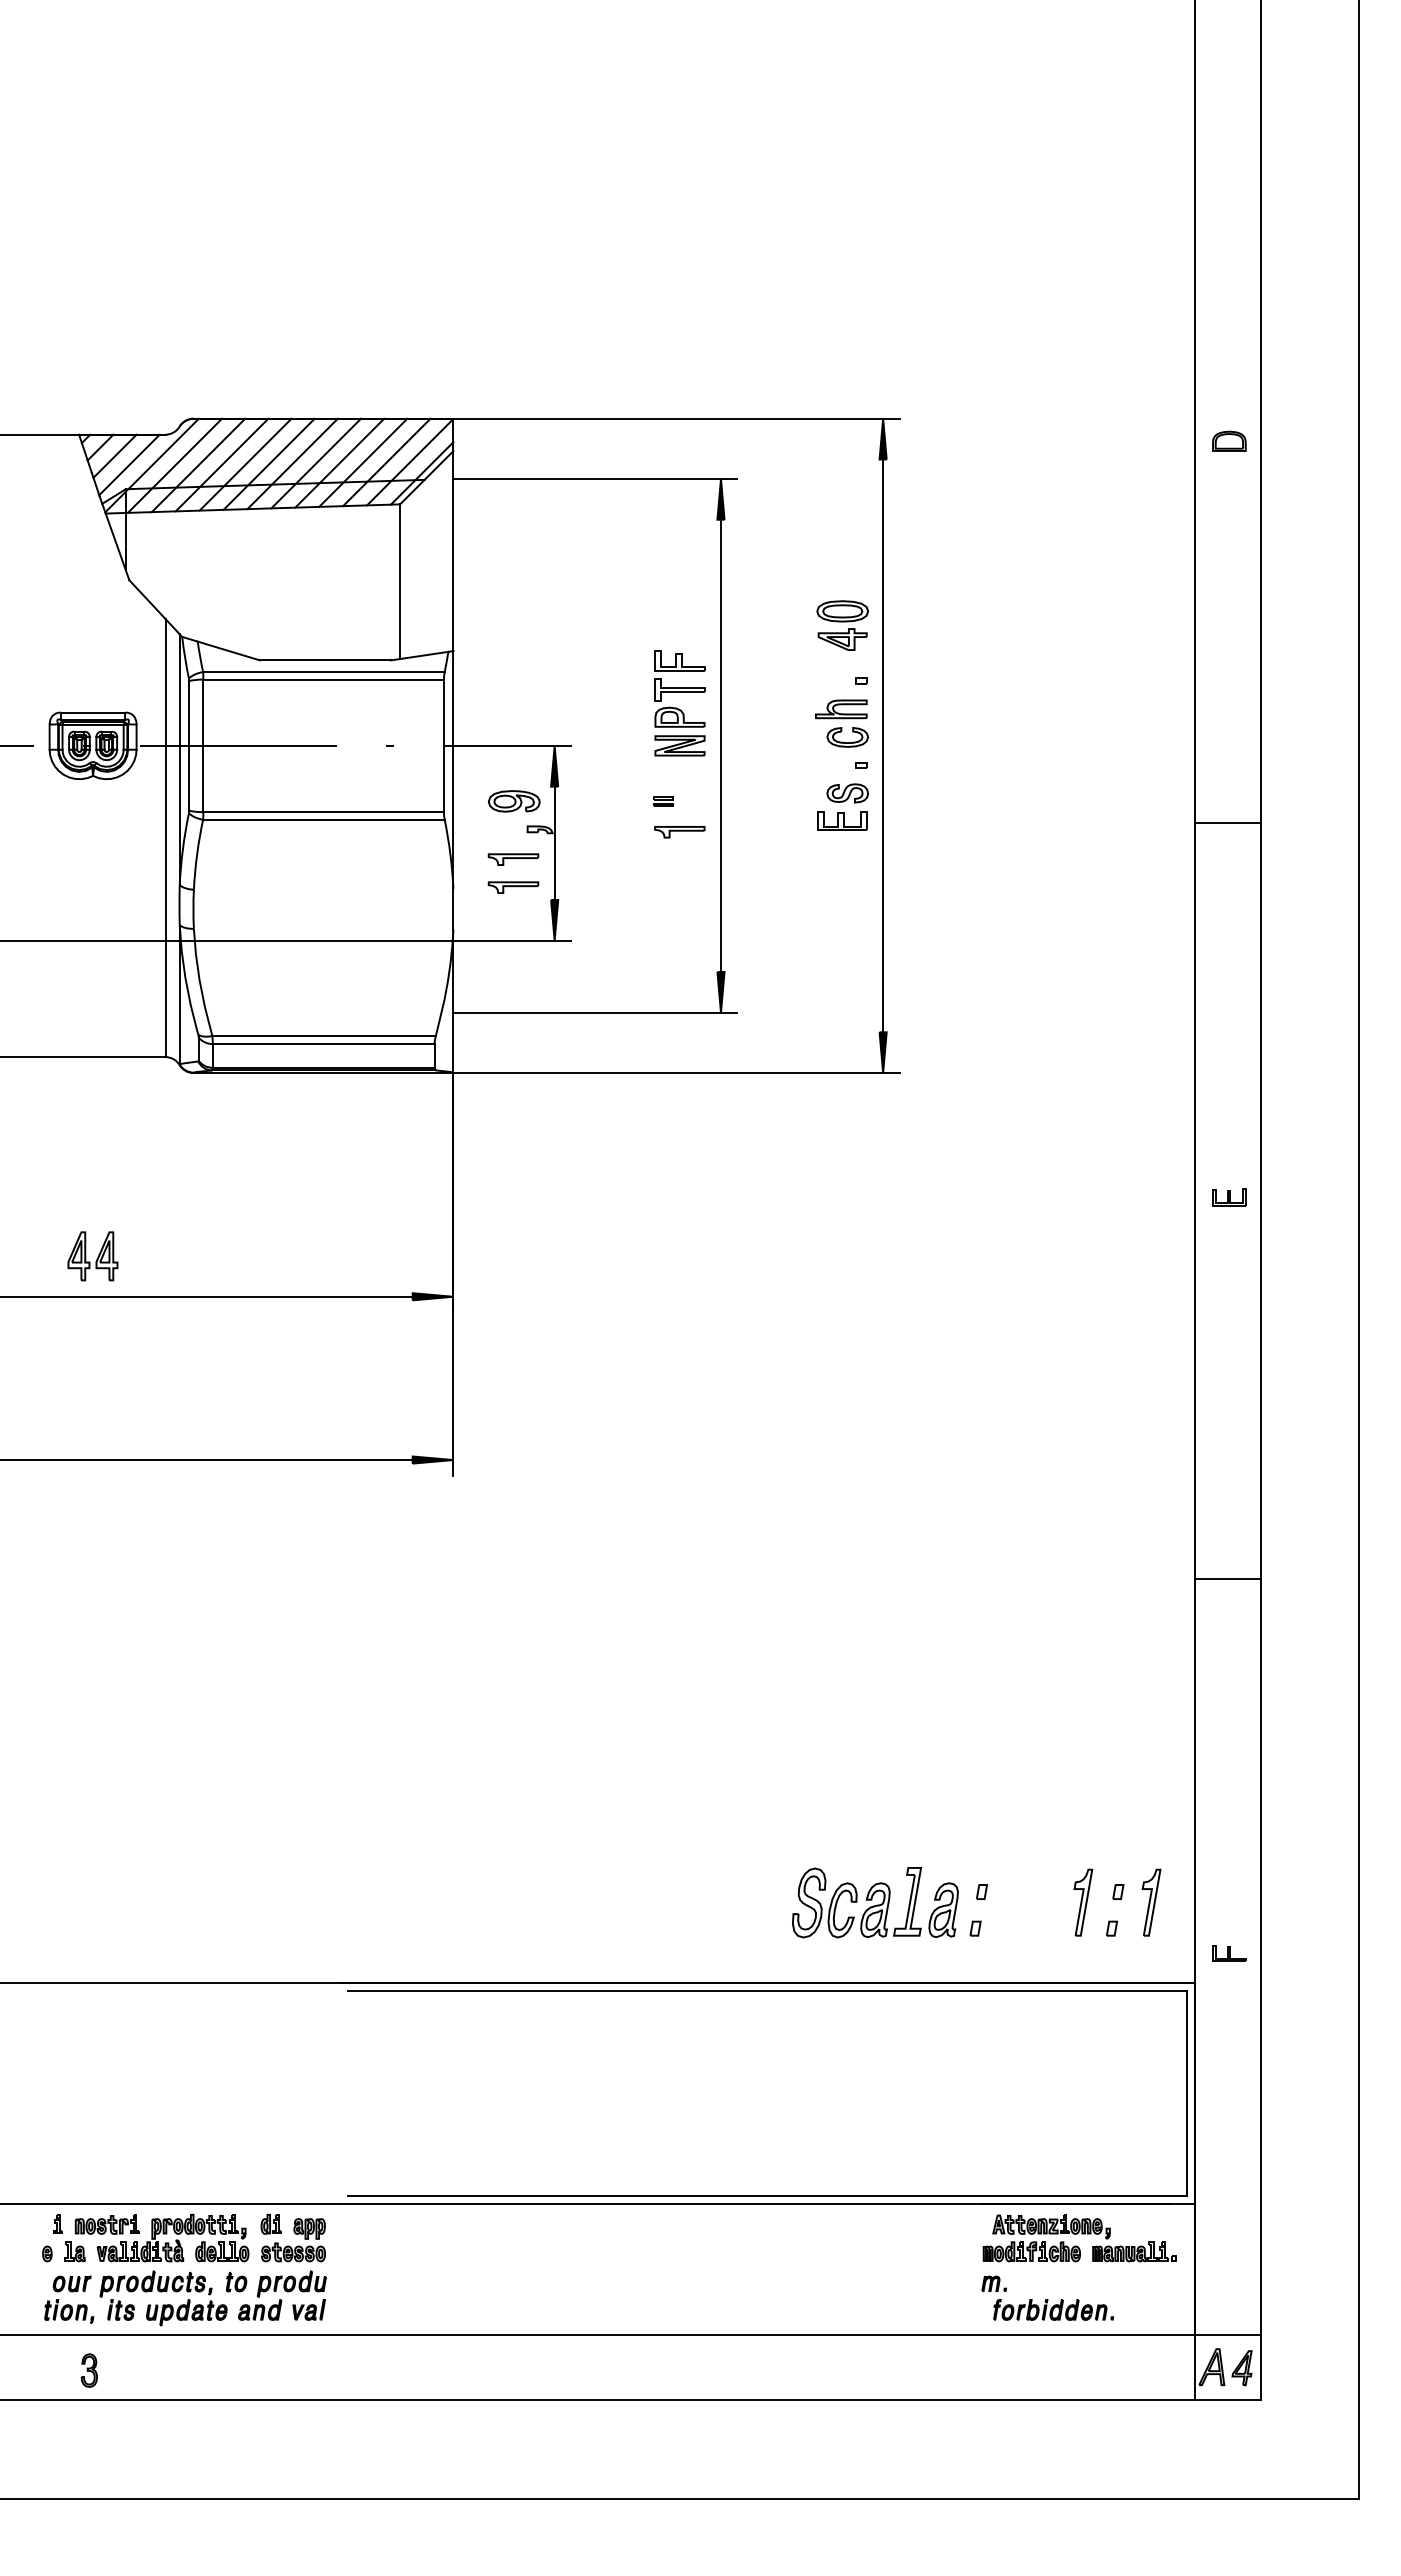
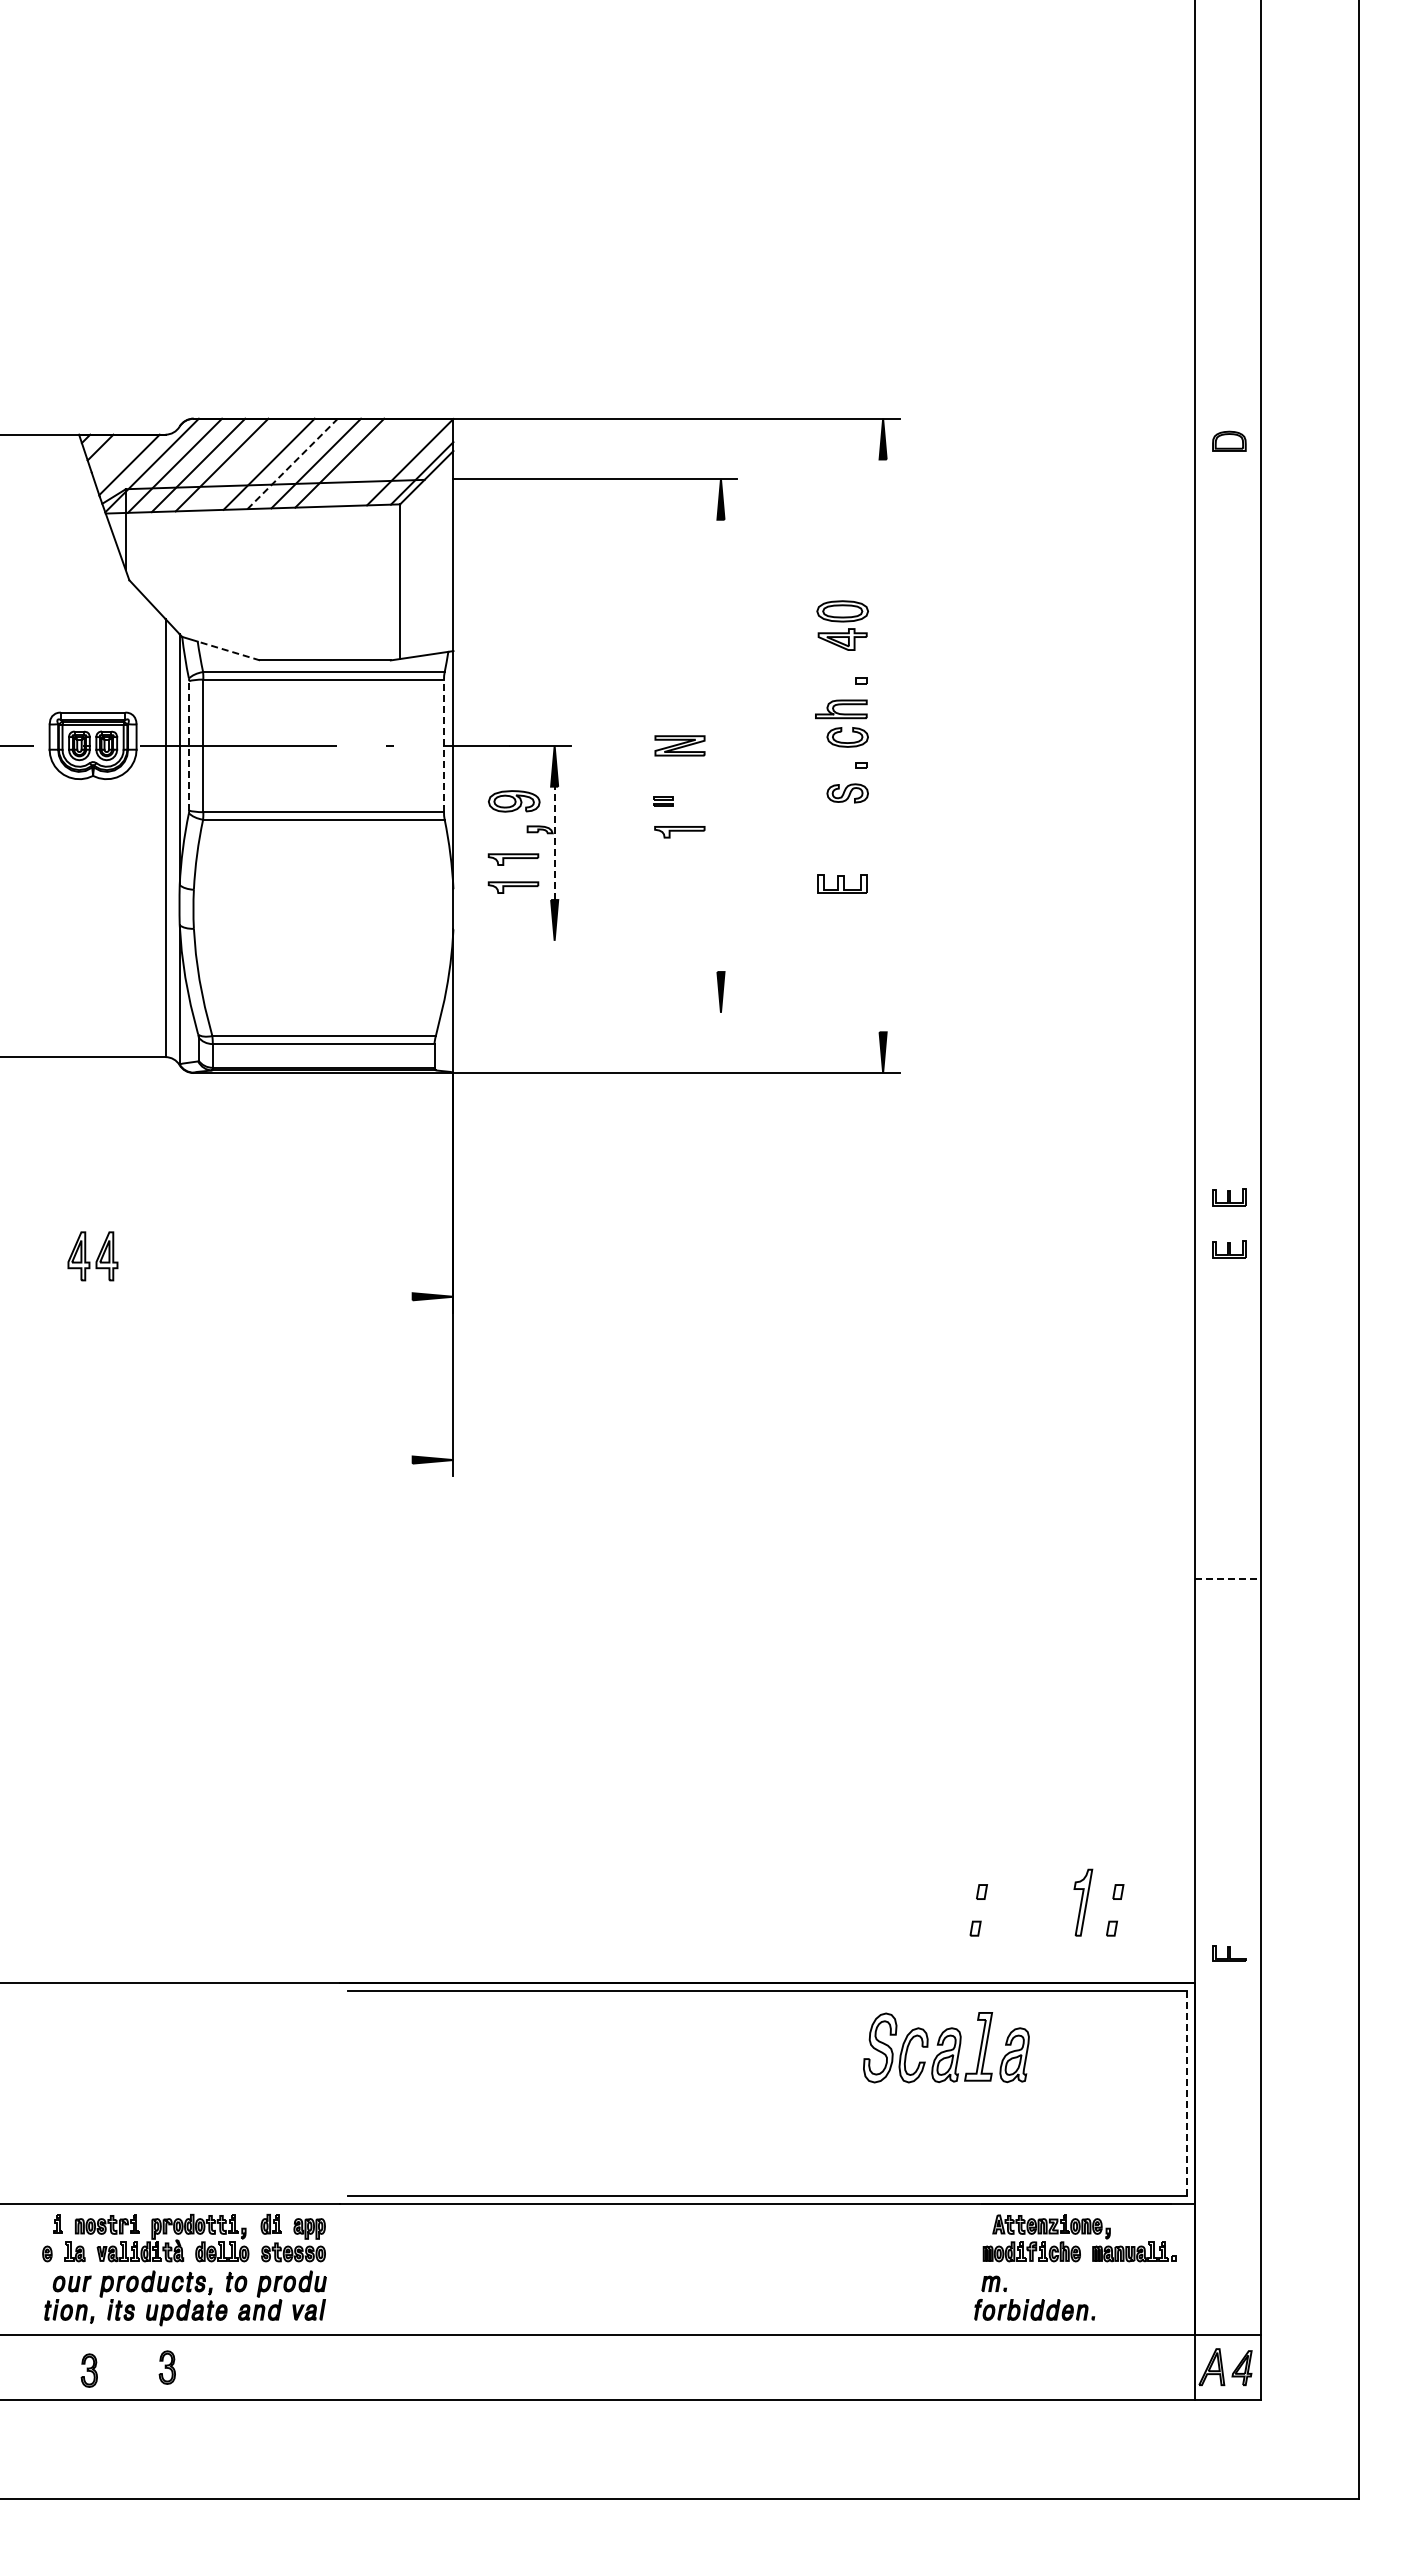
line: present -> none (114, 455)
line: present -> none (363, 462)
line: present -> none (386, 462)
line: solid -> dashed (292, 463)
line: present -> none (245, 464)
line: solid -> dashed (228, 651)
part: present -> none (679, 688)
line: solid -> dashed (189, 745)
line: solid -> dashed (444, 745)
line: present -> none (720, 745)
line: present -> none (883, 745)
part position: (842, 820) -> (842, 883) (842, 883)
line: present -> none (1227, 822)
line: solid -> dashed (554, 843)
line: present -> none (286, 940)
line: present -> none (595, 1012)
part: none -> present (1229, 1249)
line: present -> none (207, 1296)
line: present -> none (207, 1460)
line: solid -> dashed (1227, 1578)
part position: (875, 1902) -> (946, 2047) (946, 2047)
part: present -> none (1151, 1902)
line: solid -> dashed (1186, 2093)
part position: (1053, 2309) -> (1034, 2309) (1034, 2309)
part: none -> present (166, 2367)
